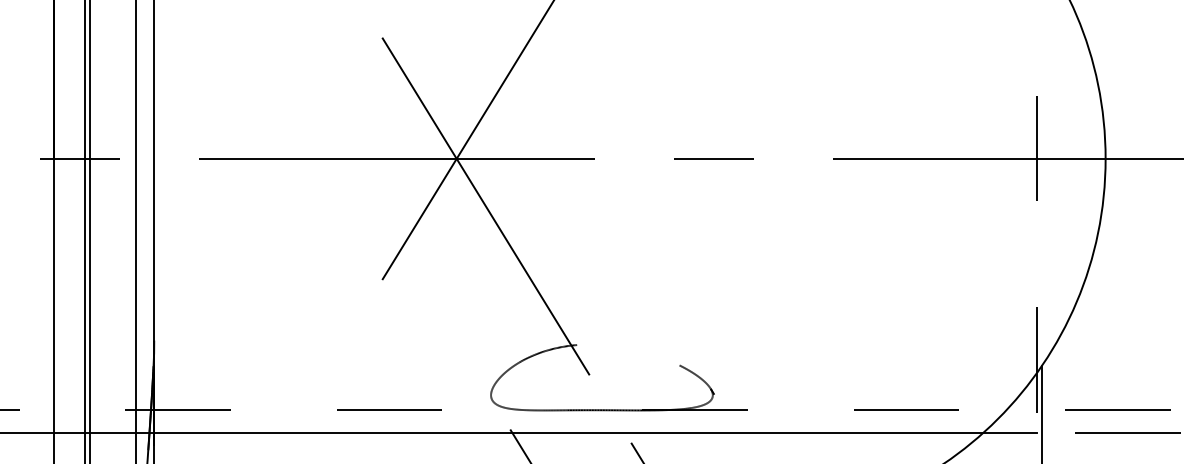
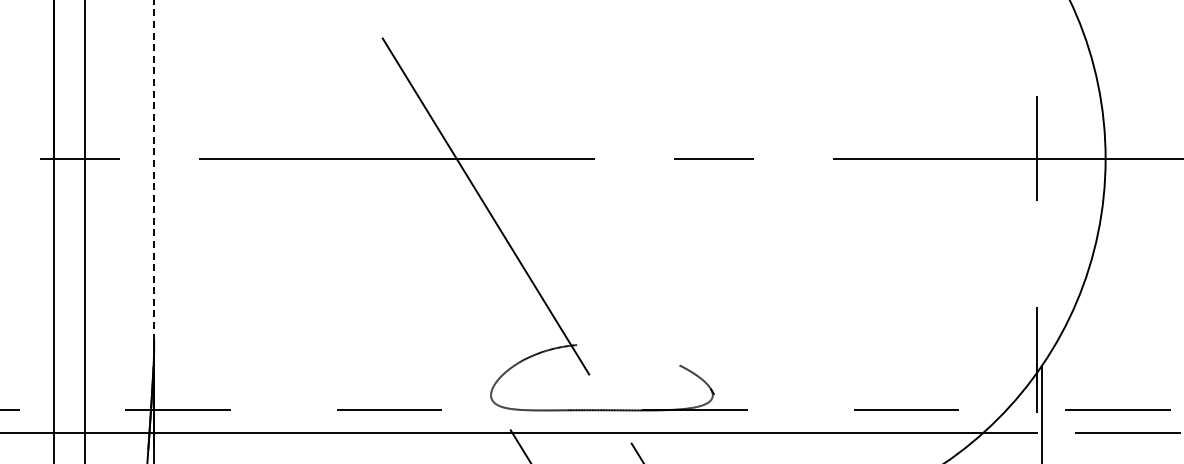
line: present -> none (467, 141)
line: solid -> dashed (154, 169)
line: present -> none (90, 231)
line: present -> none (135, 231)
